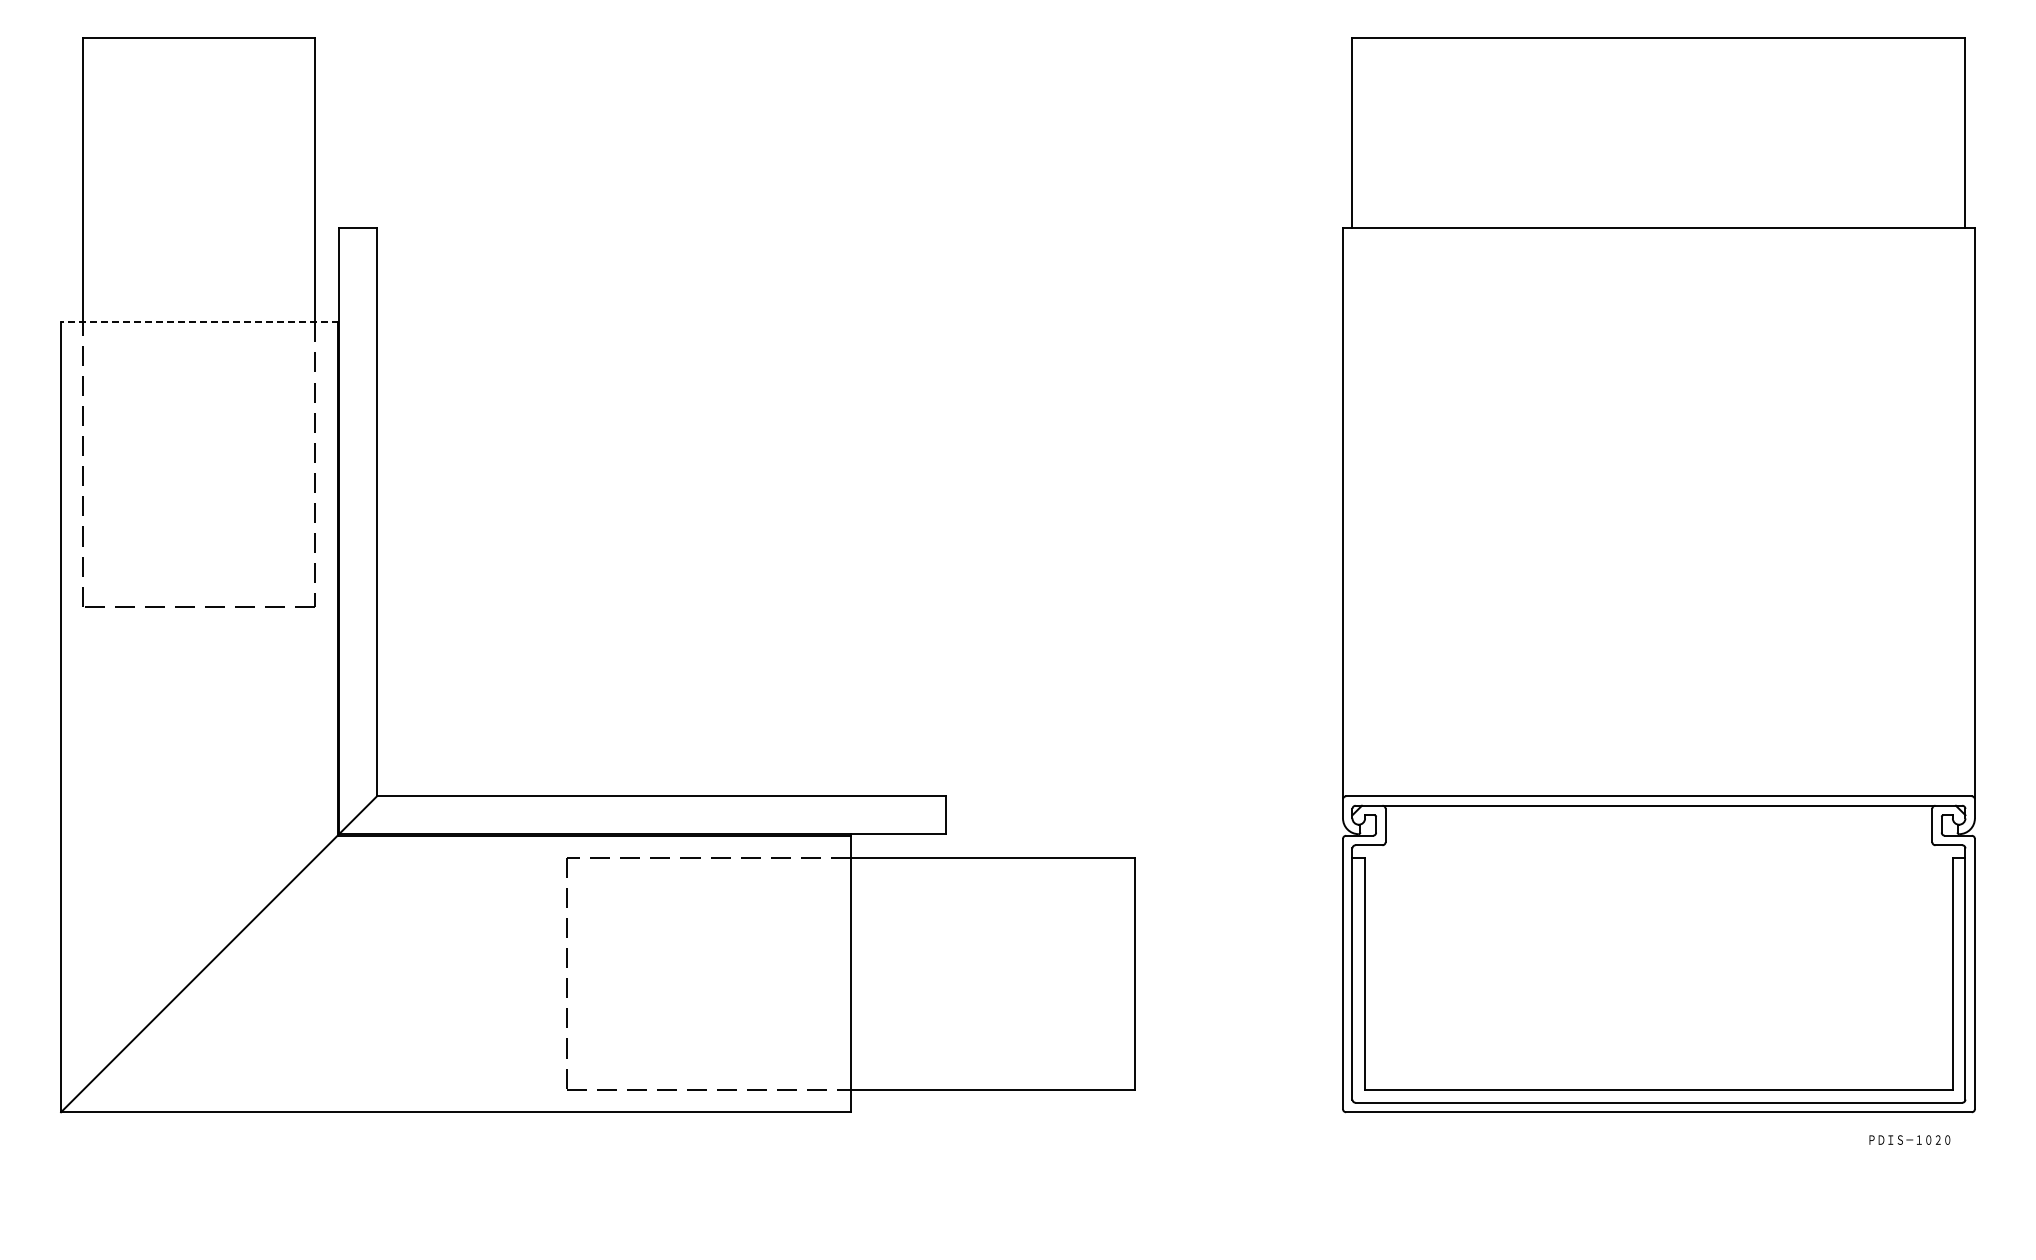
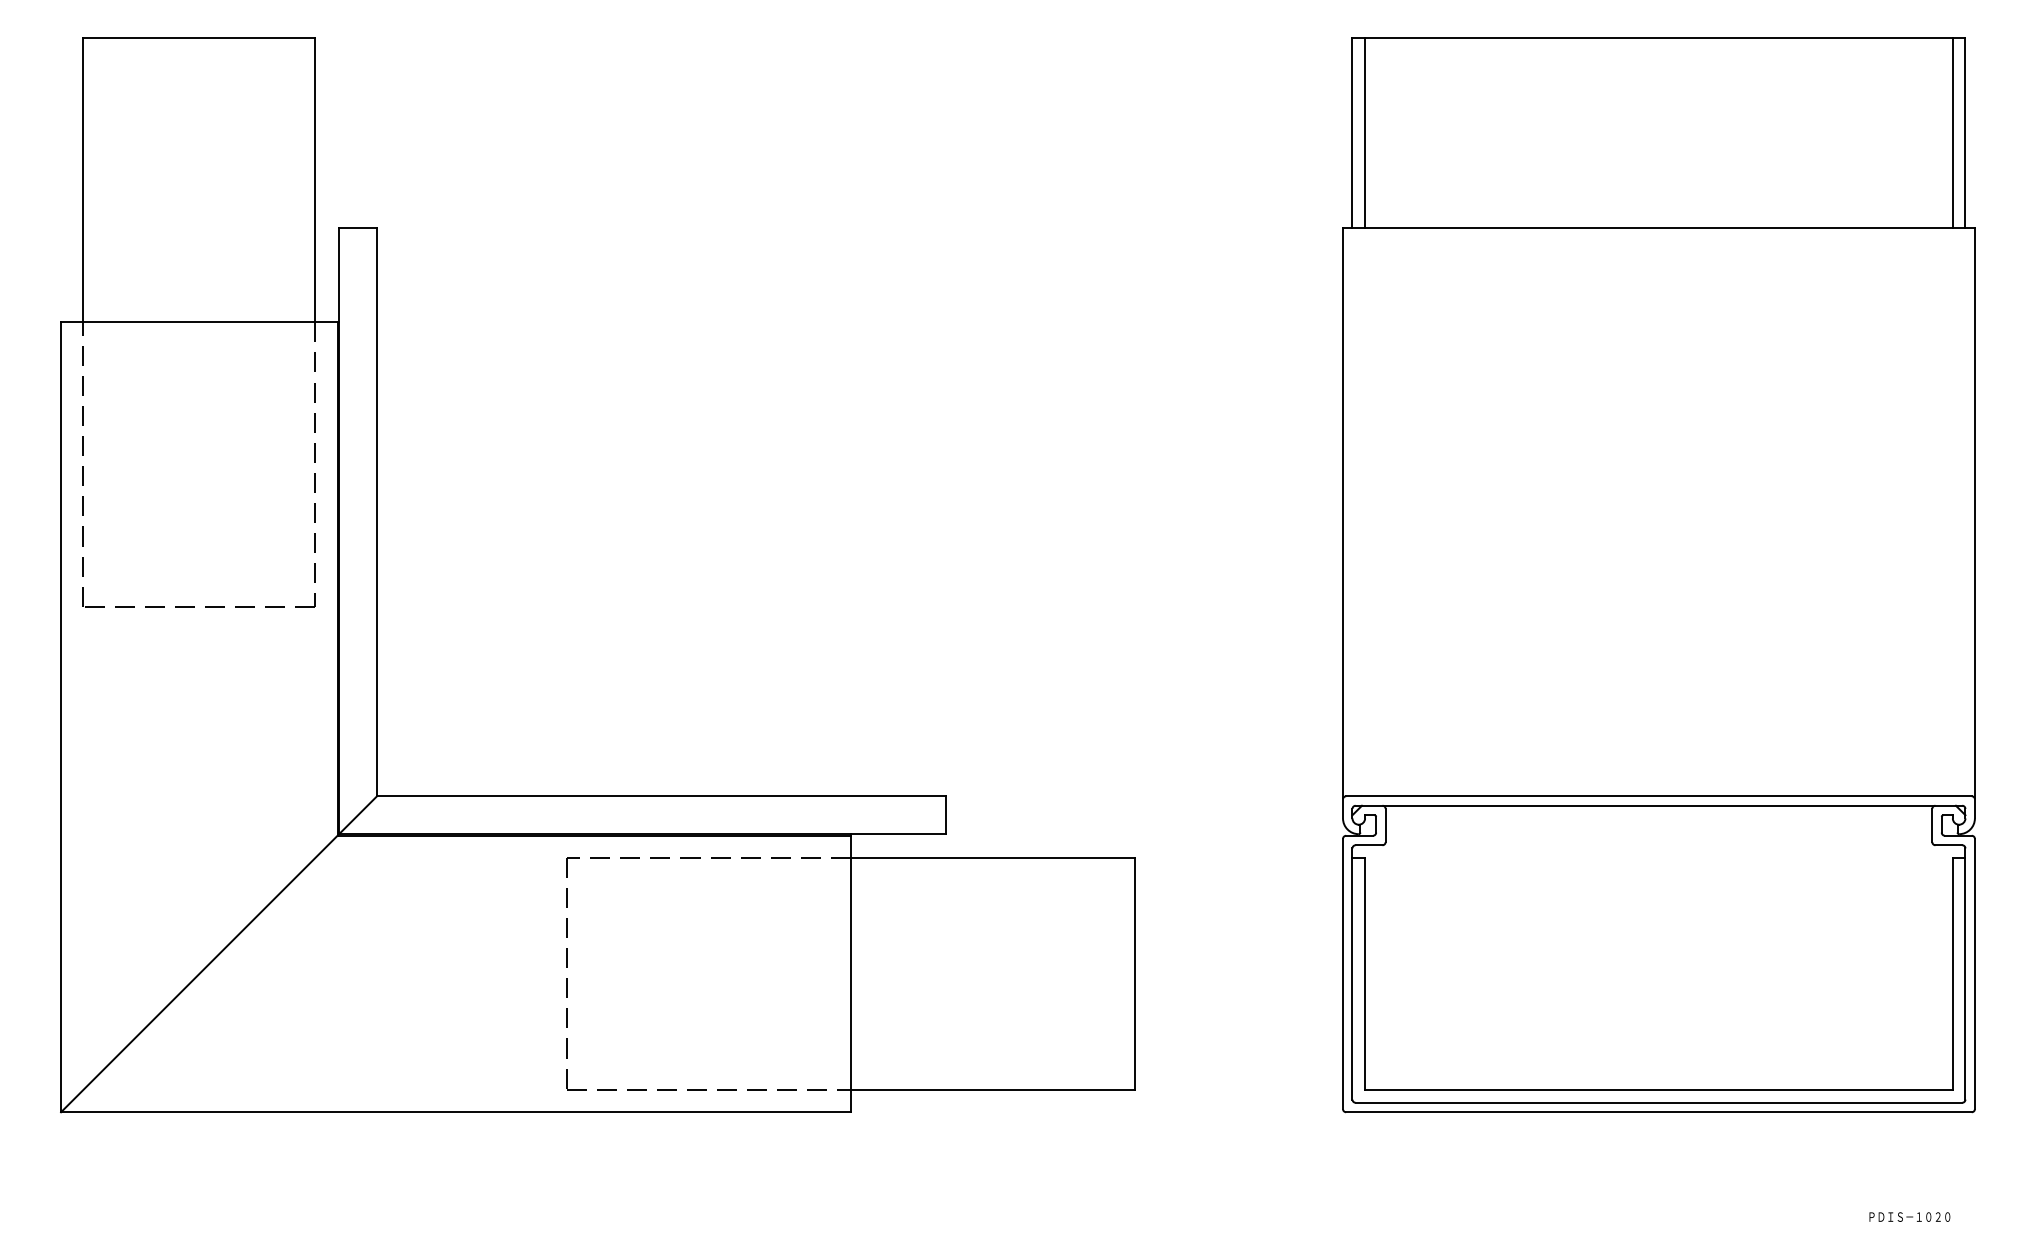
line: none -> present (1365, 132)
line: none -> present (1952, 132)
line: dashed -> solid (199, 322)
text position: (1909, 1139) -> (1909, 1216) (1909, 1216)
